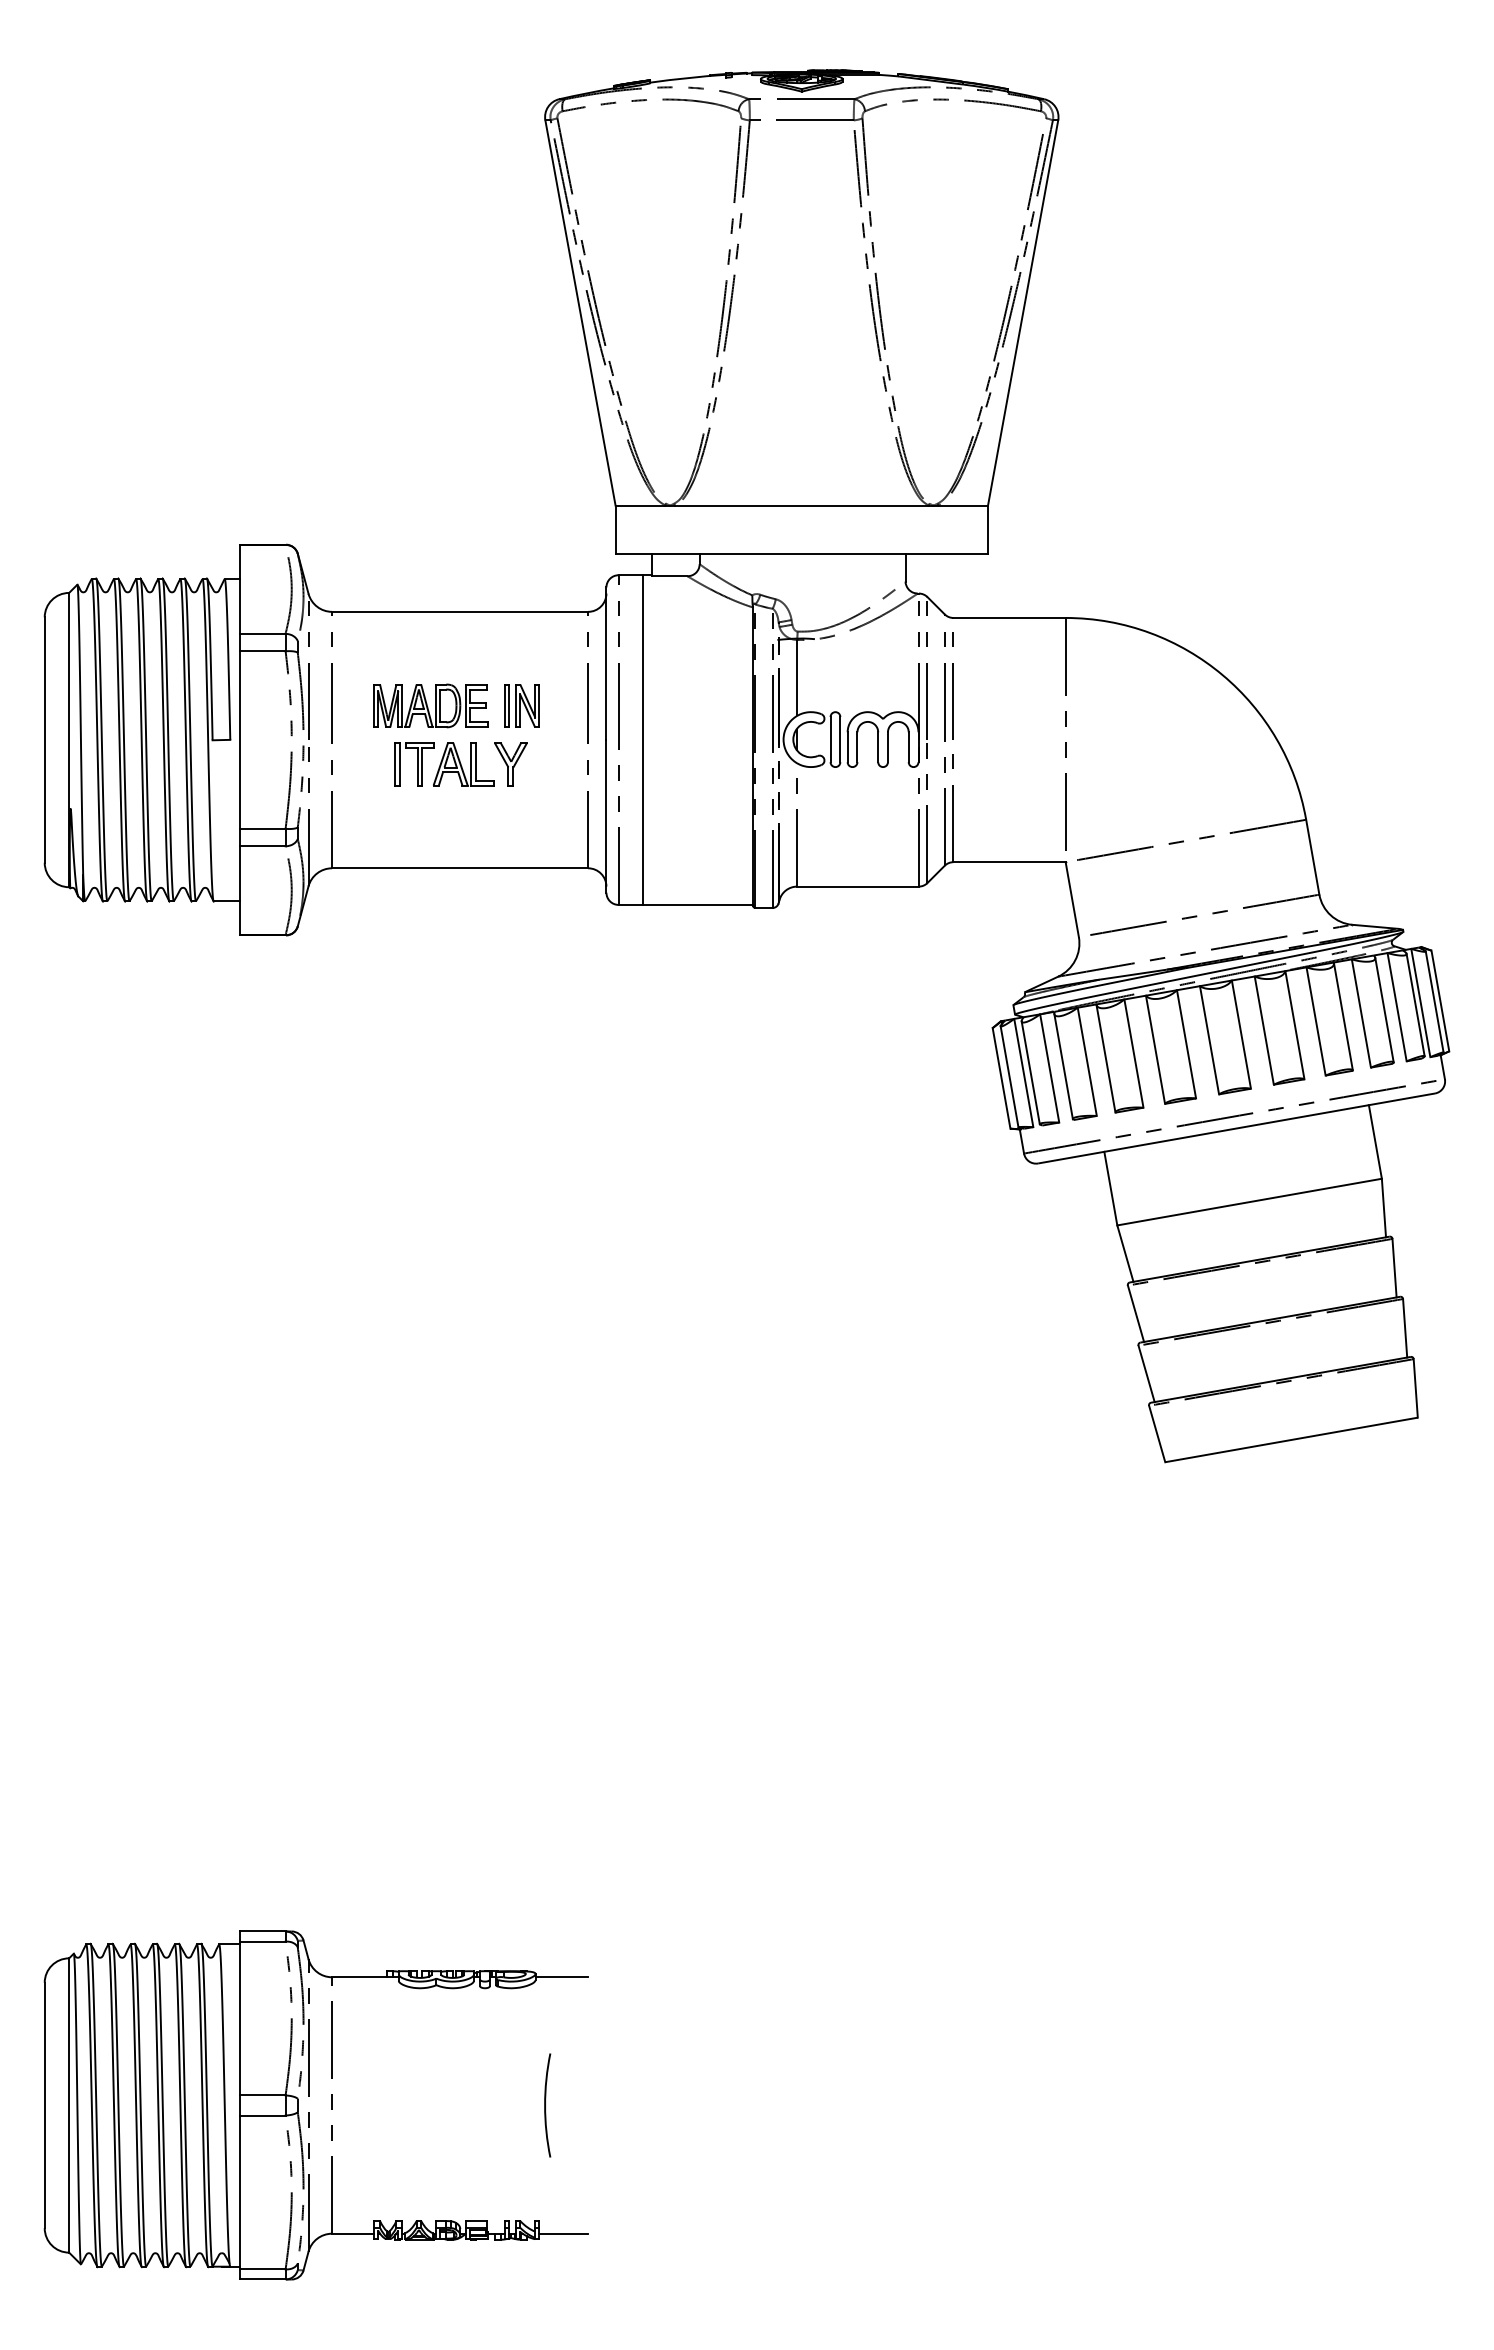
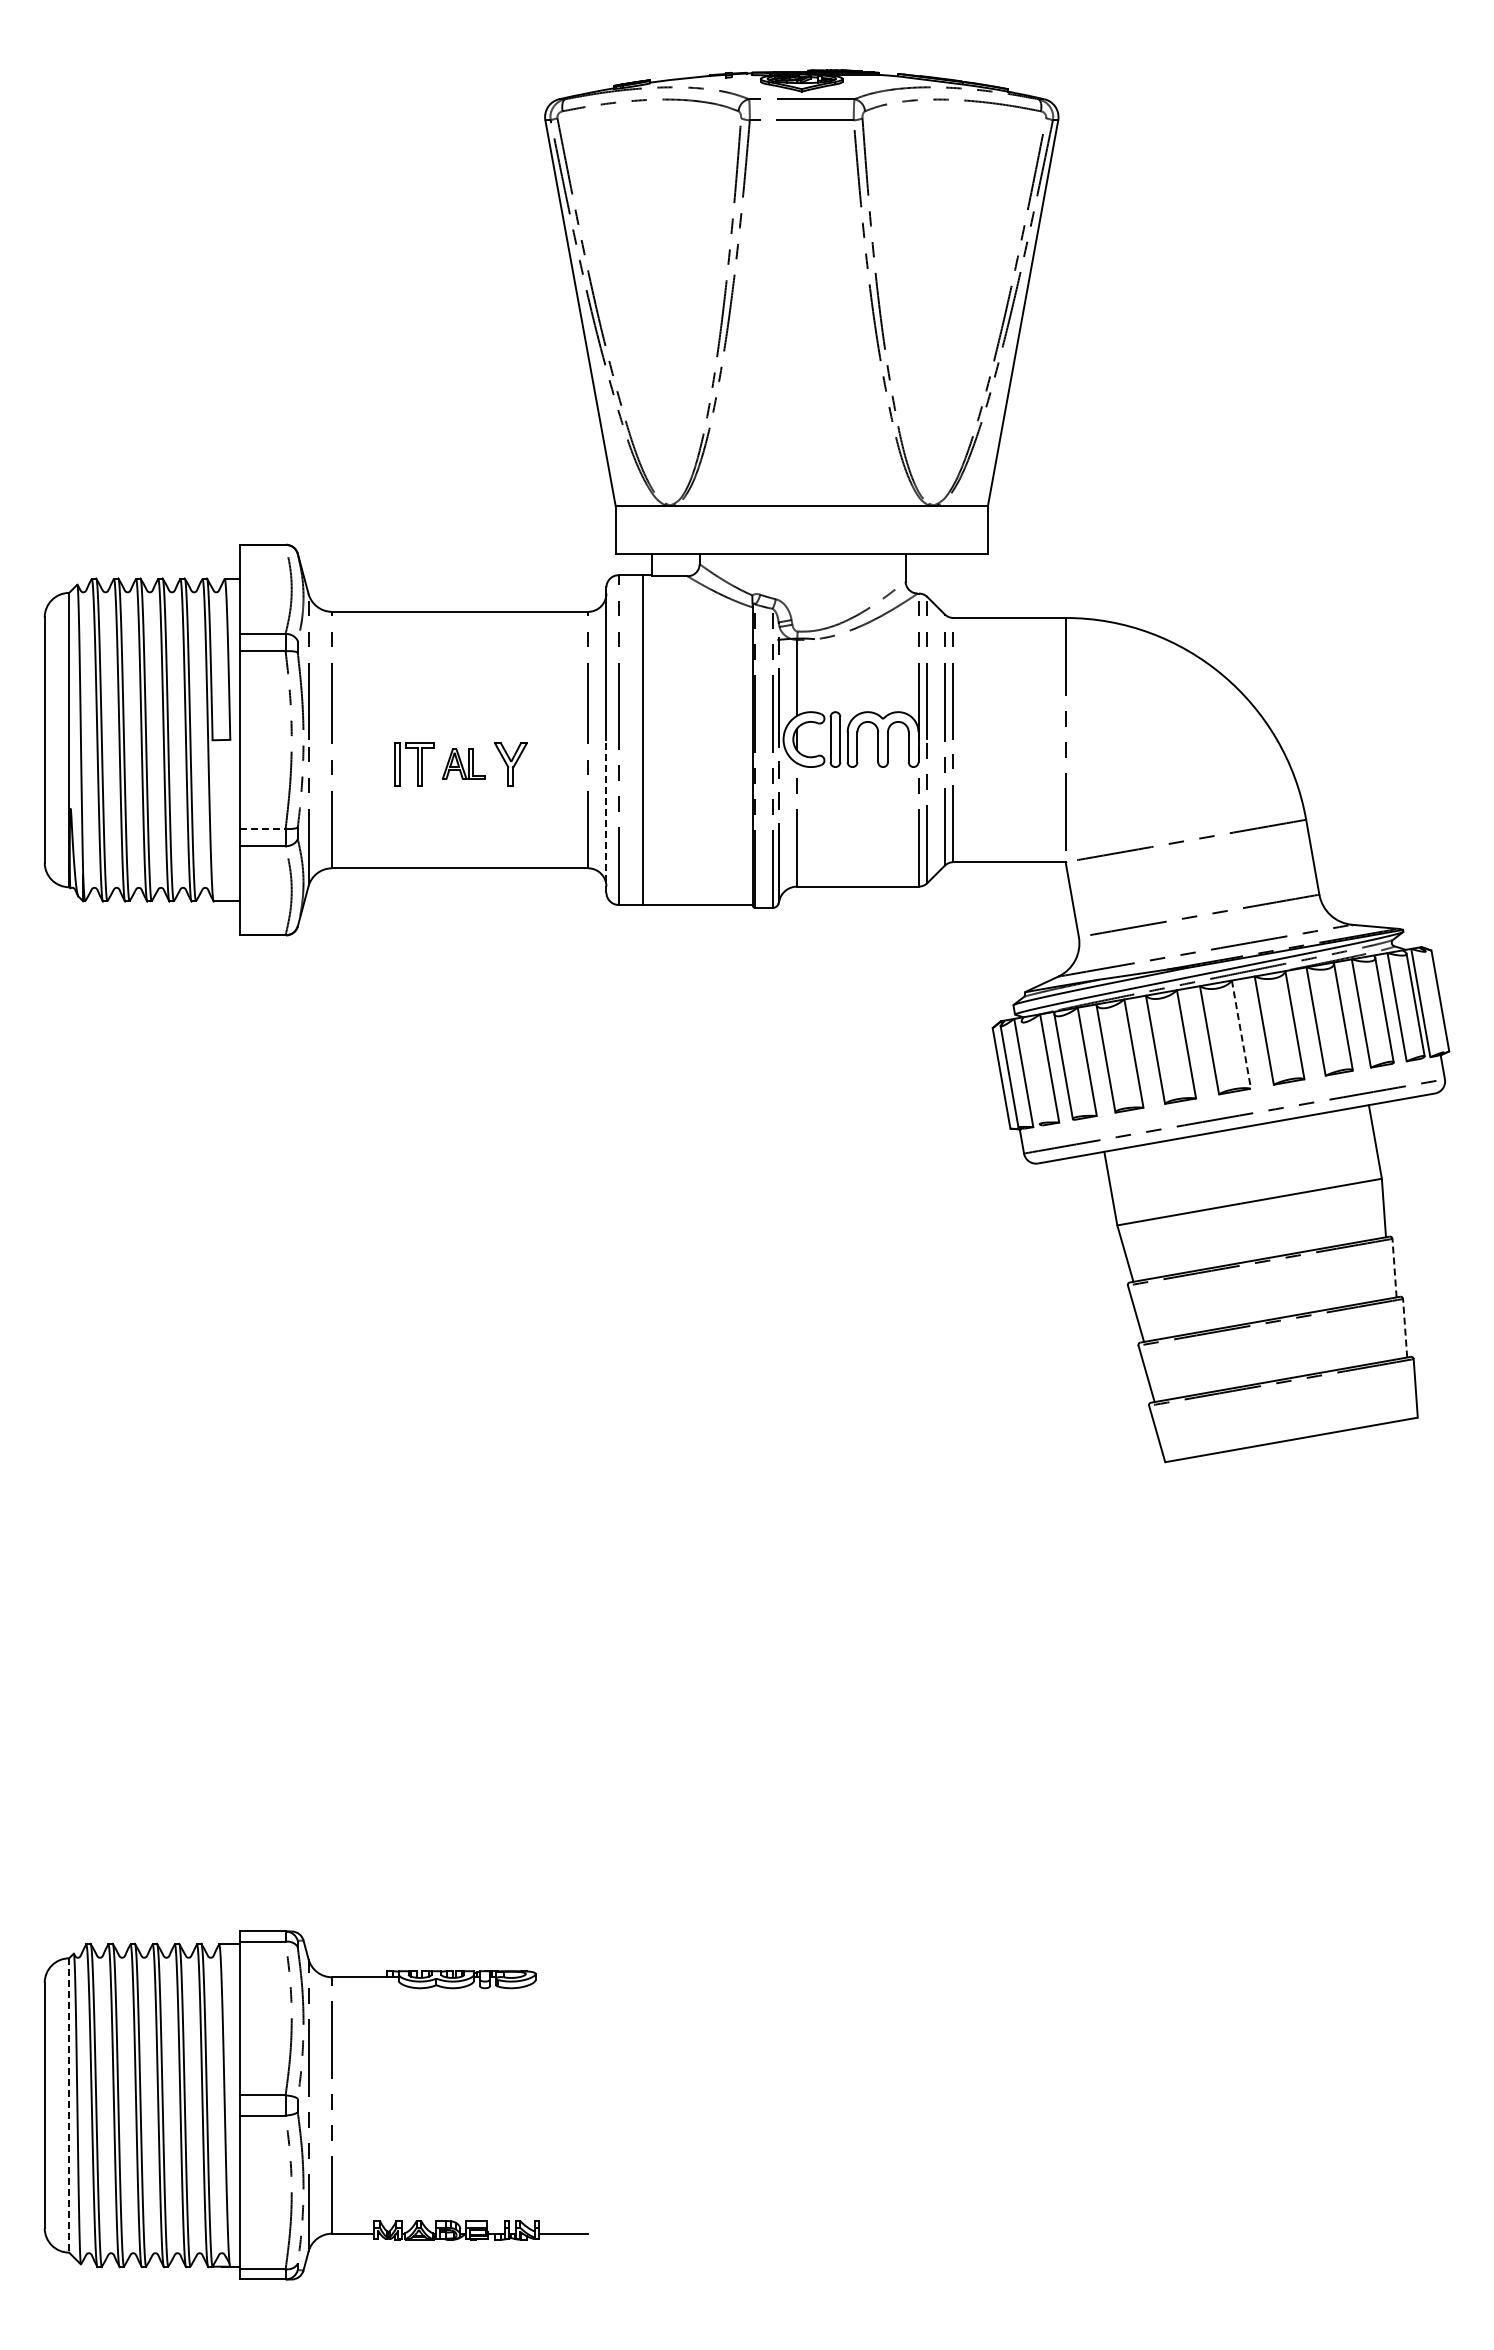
part: present -> none (430, 705)
part: present -> none (521, 705)
part size: 62x45 px -> 44x32 px (463, 763)
line: solid -> dashed (606, 815)
line: solid -> dashed (262, 828)
line: present -> none (1434, 1001)
line: solid -> dashed (1241, 1034)
line: present -> none (1030, 1072)
line: solid -> dashed (1394, 1267)
line: solid -> dashed (1405, 1327)
line: present -> none (561, 1977)
line: solid -> dashed (69, 2105)
arc: present -> none (545, 2105)
